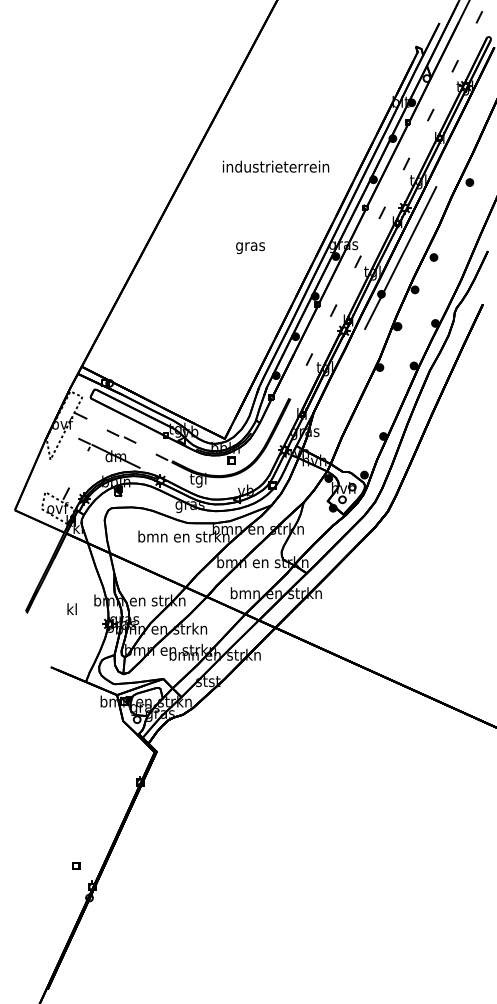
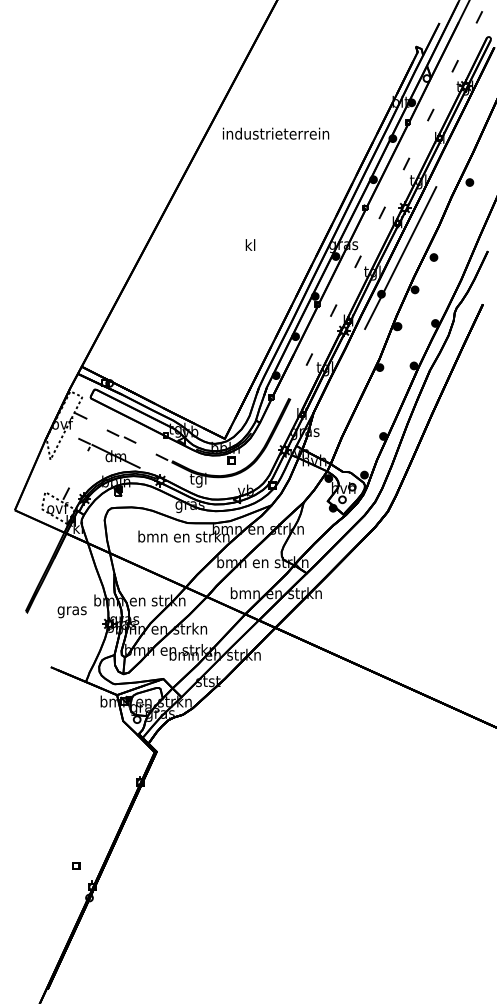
text position: (275, 166) -> (275, 133) (275, 133)
text: gras -> kl (250, 246)
text: kl -> gras (71, 610)
